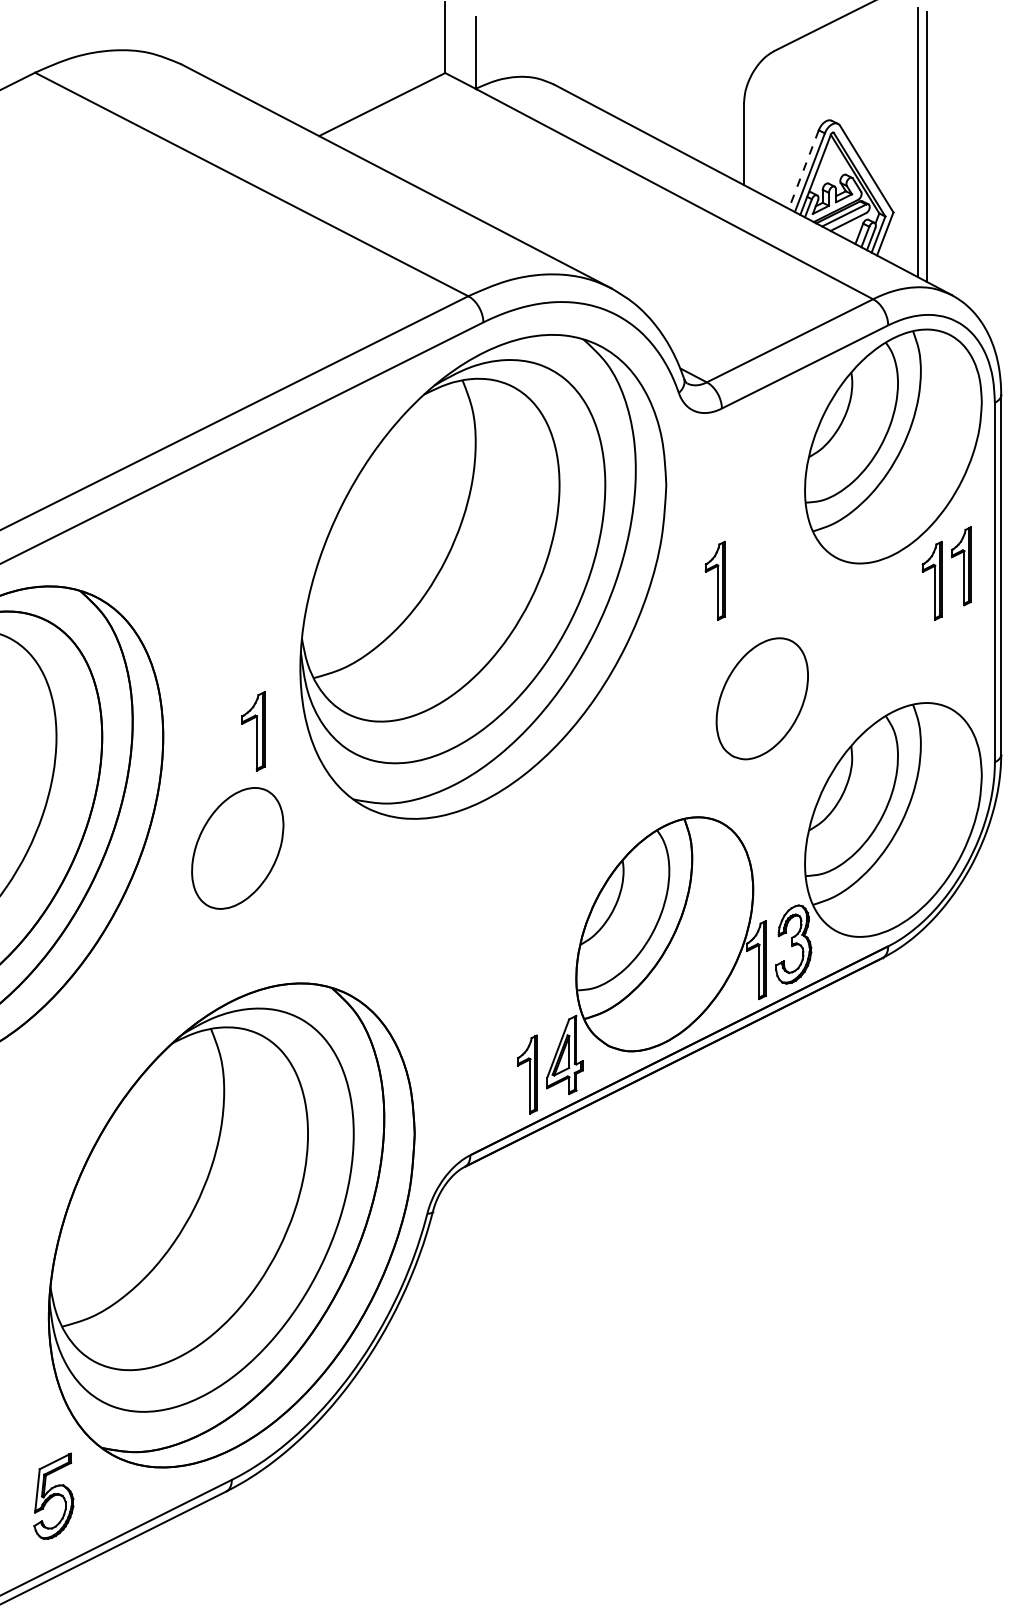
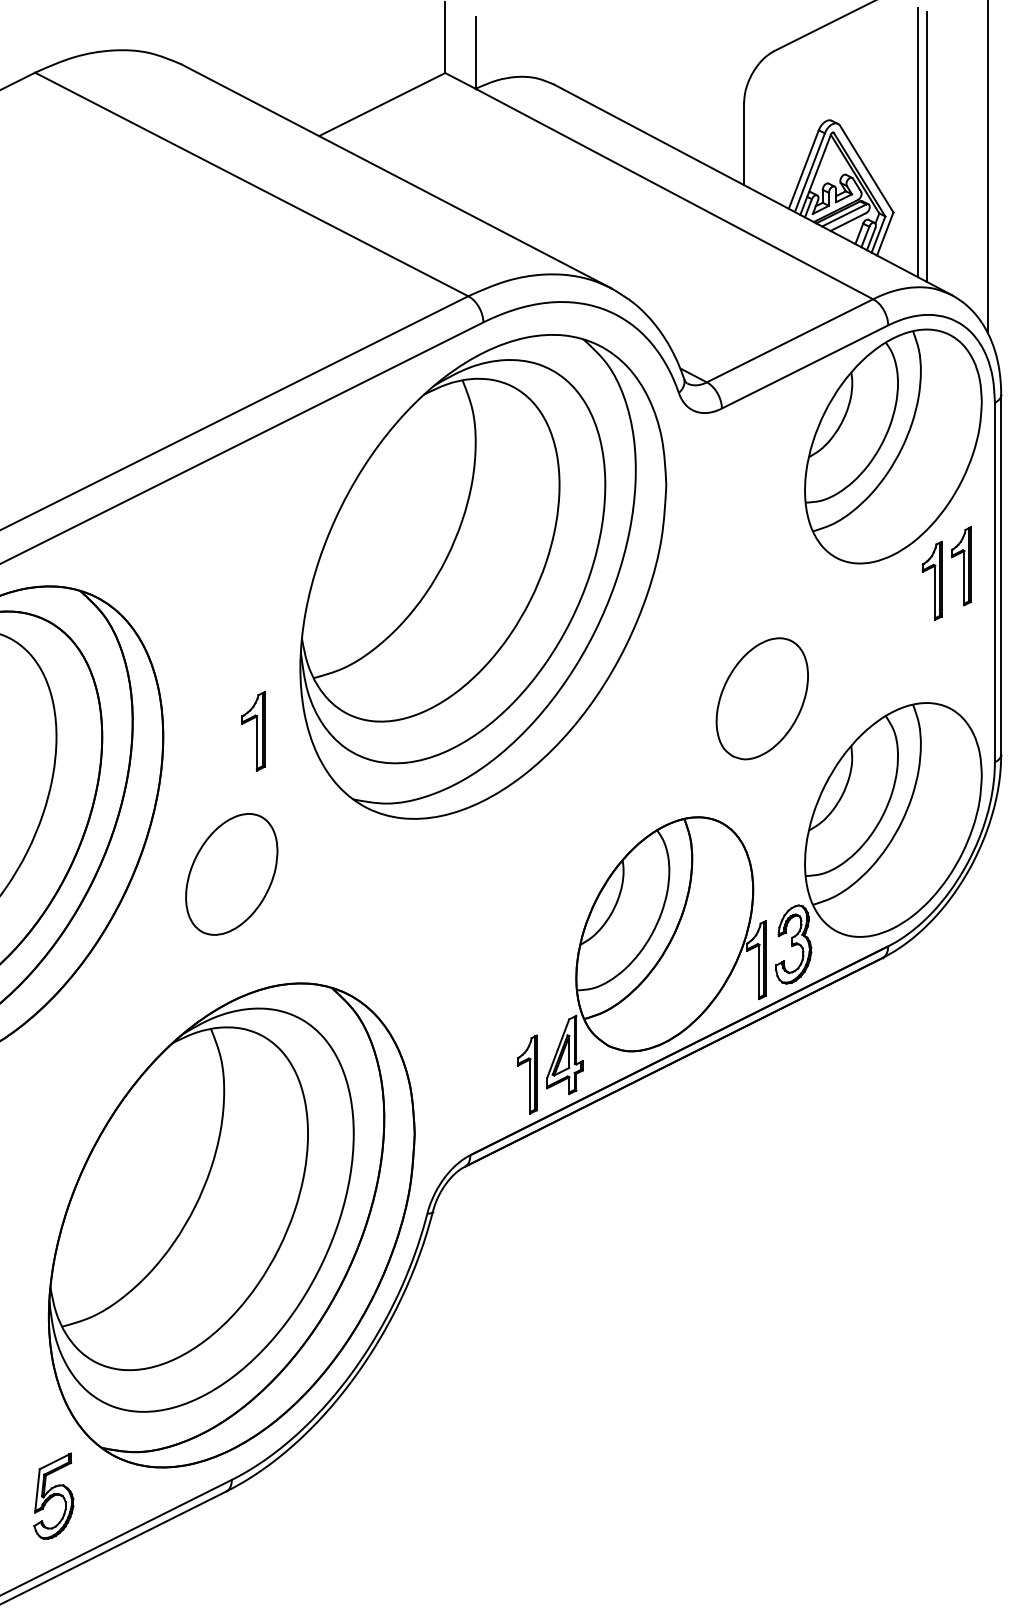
line: none -> present (987, 167)
line: dashed -> solid (803, 169)
part: present -> none (714, 580)
part position: (237, 848) -> (231, 874) (231, 874)
